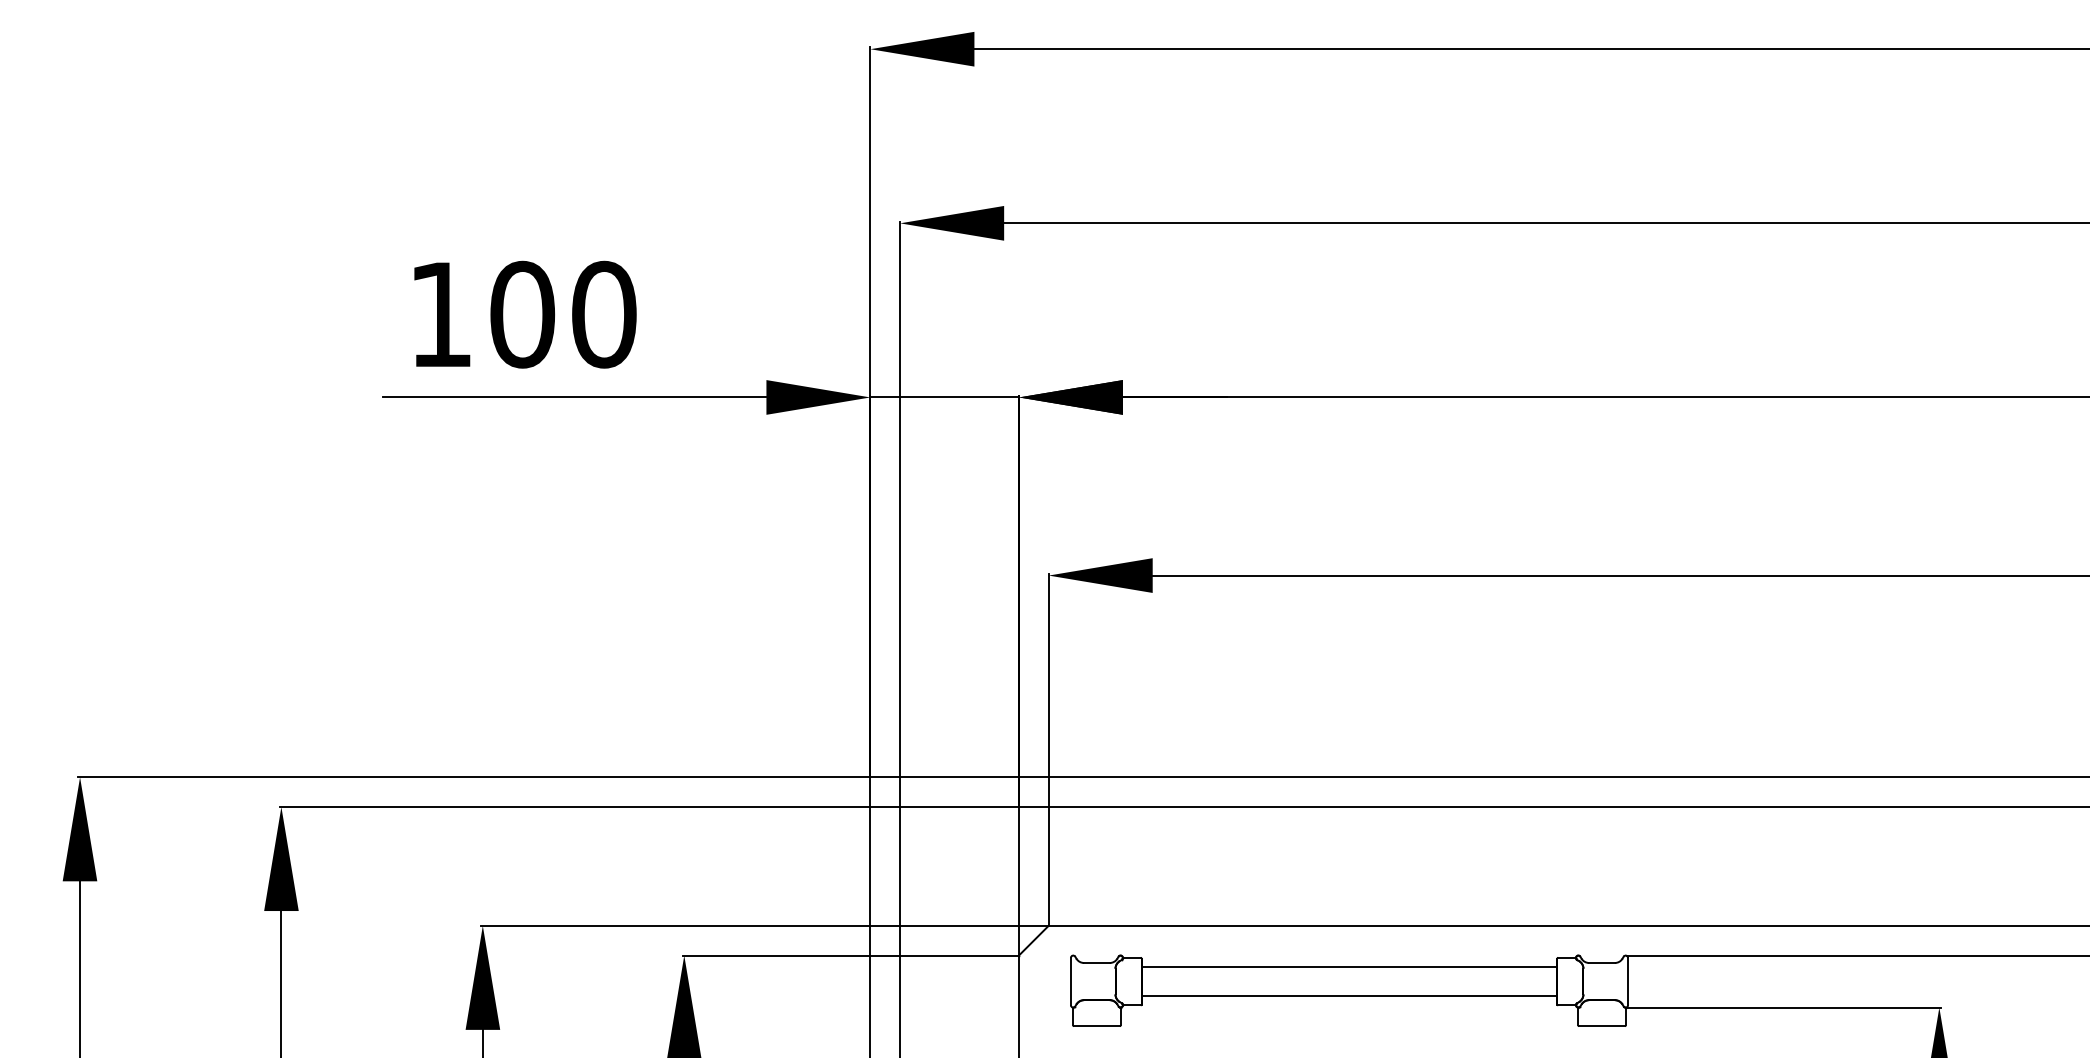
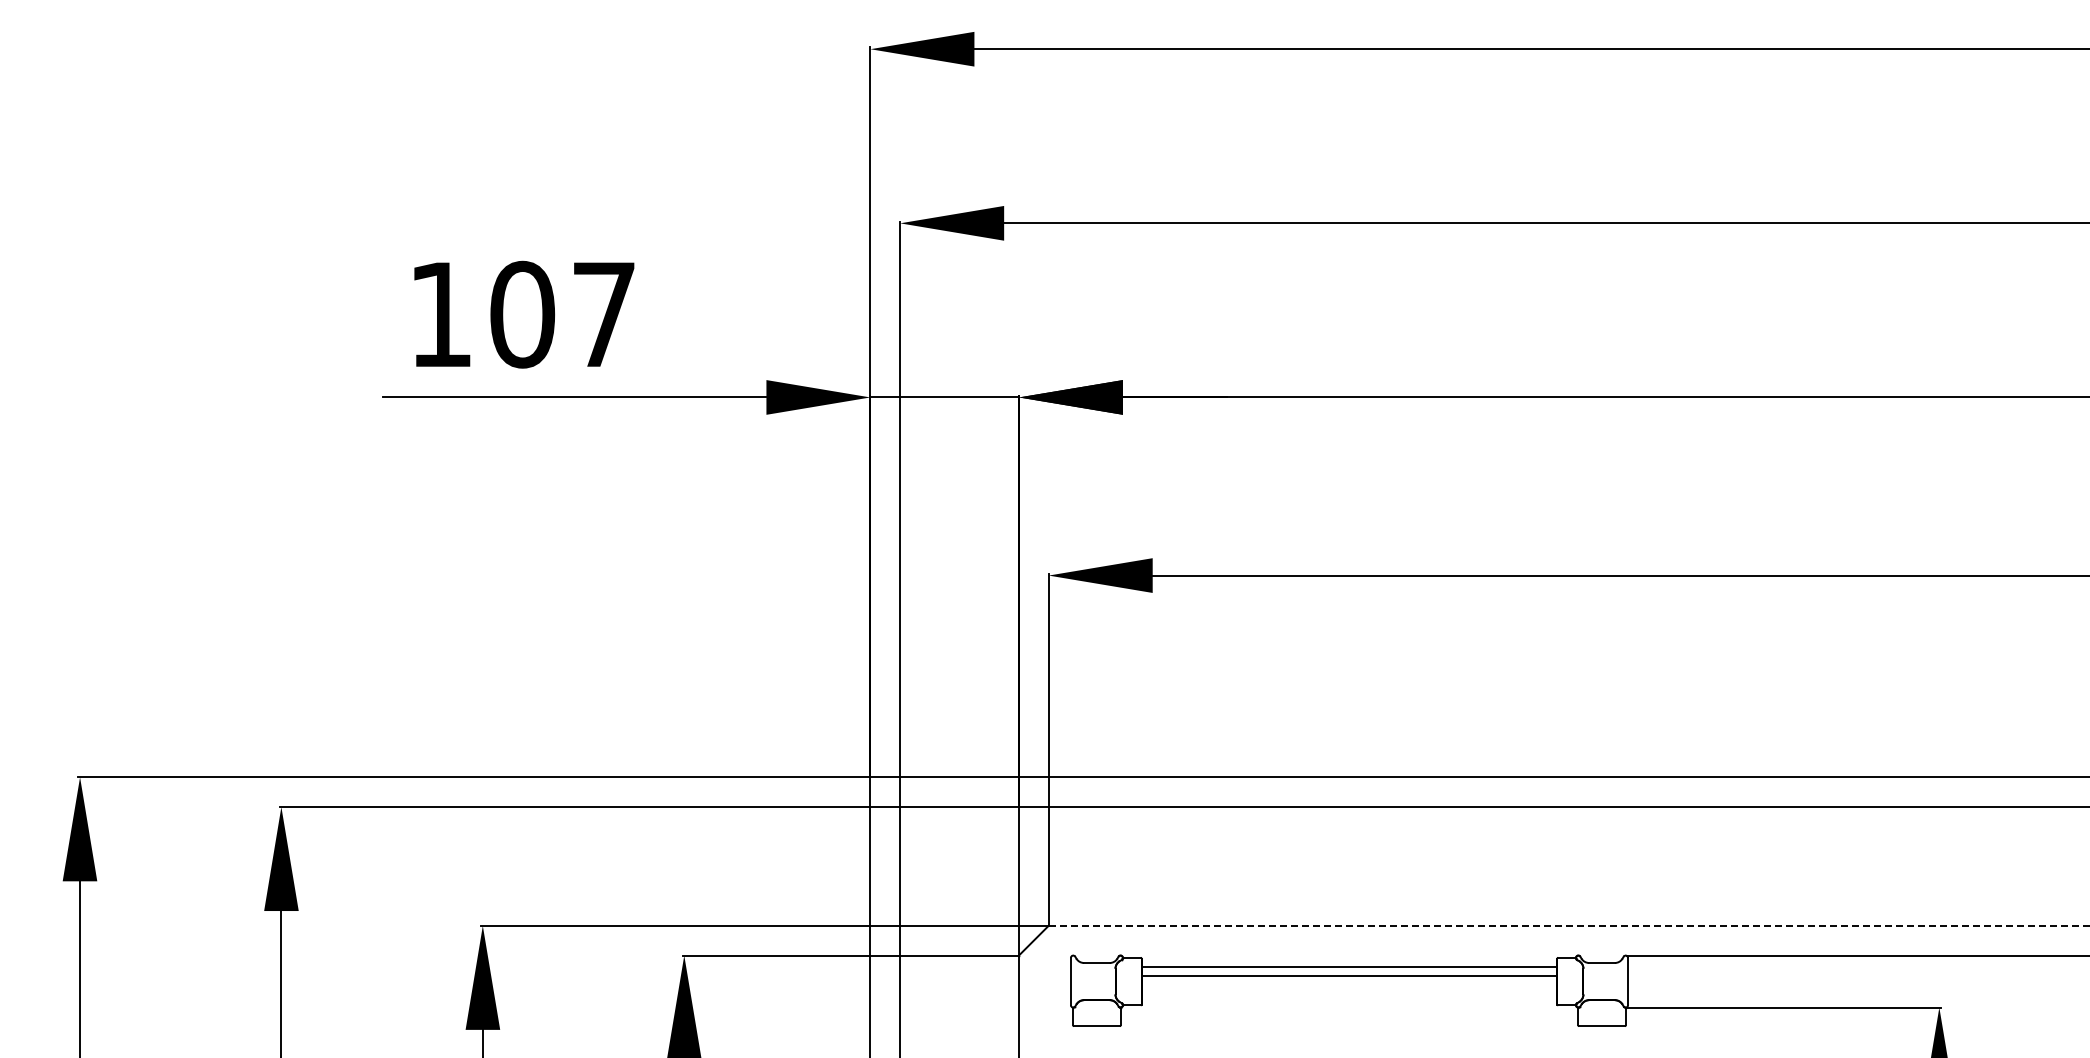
text: 100 -> 107 (604, 314)
line: solid -> dashed (1569, 925)
line position: (1349, 996) -> (1349, 976) (1349, 976)
